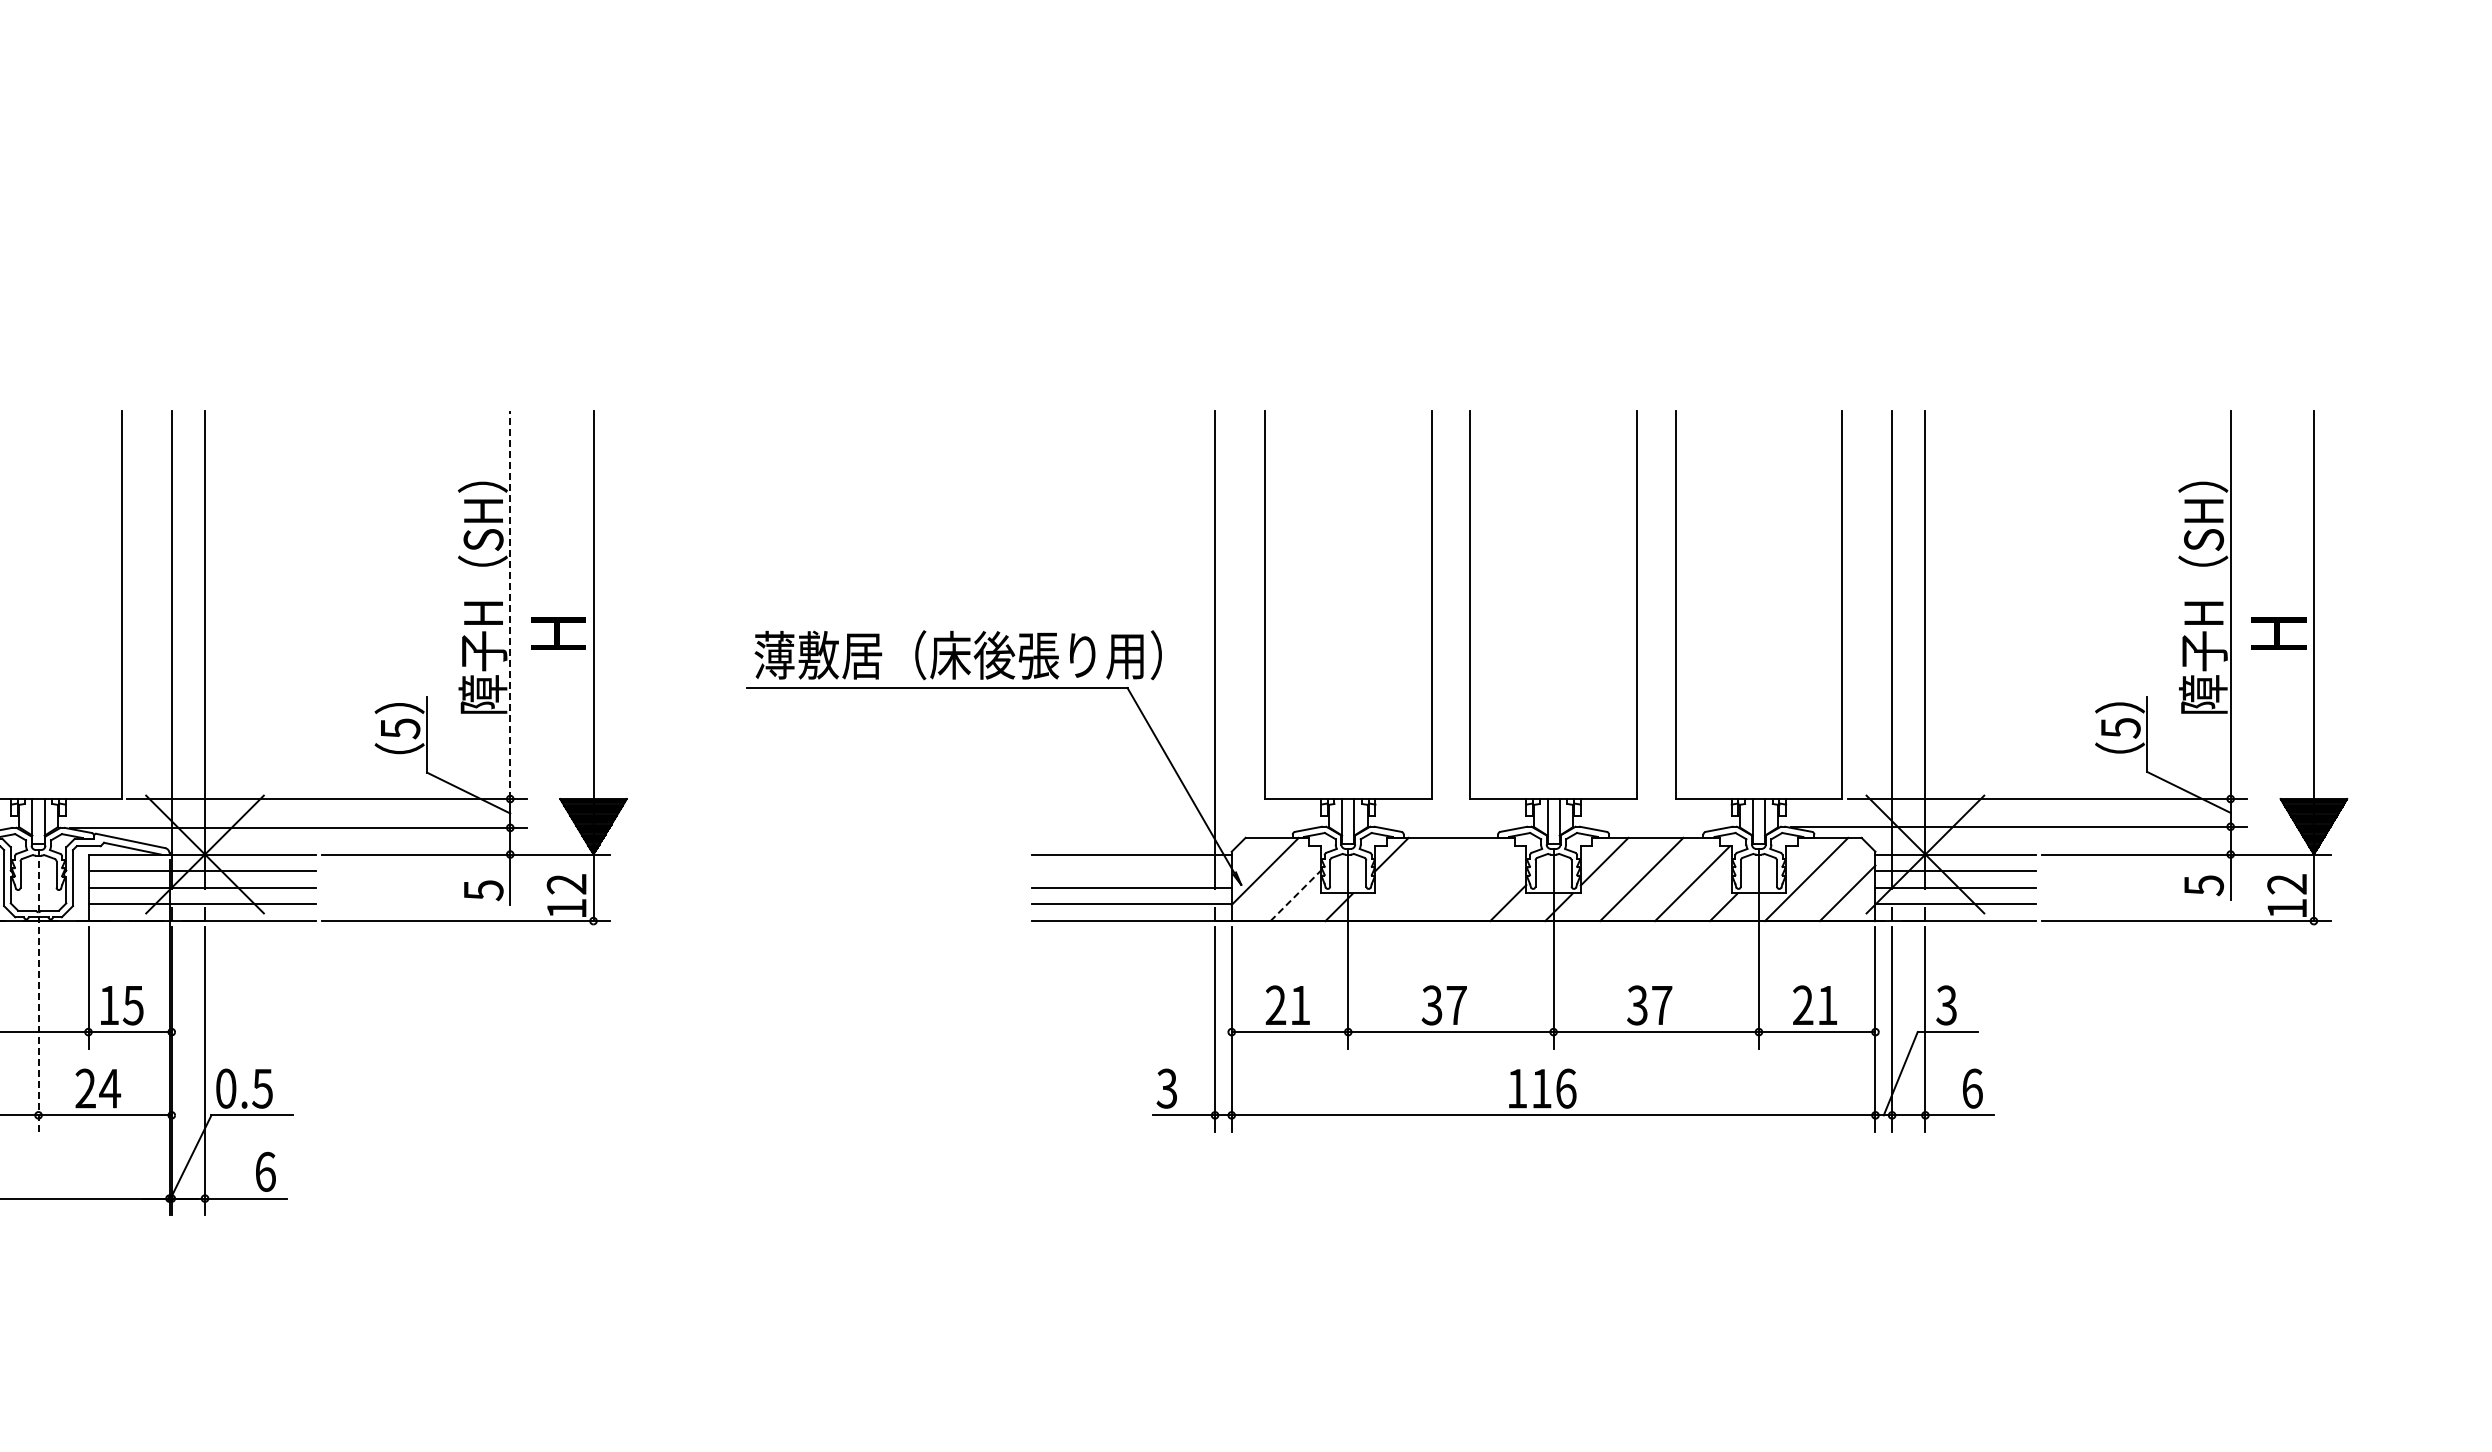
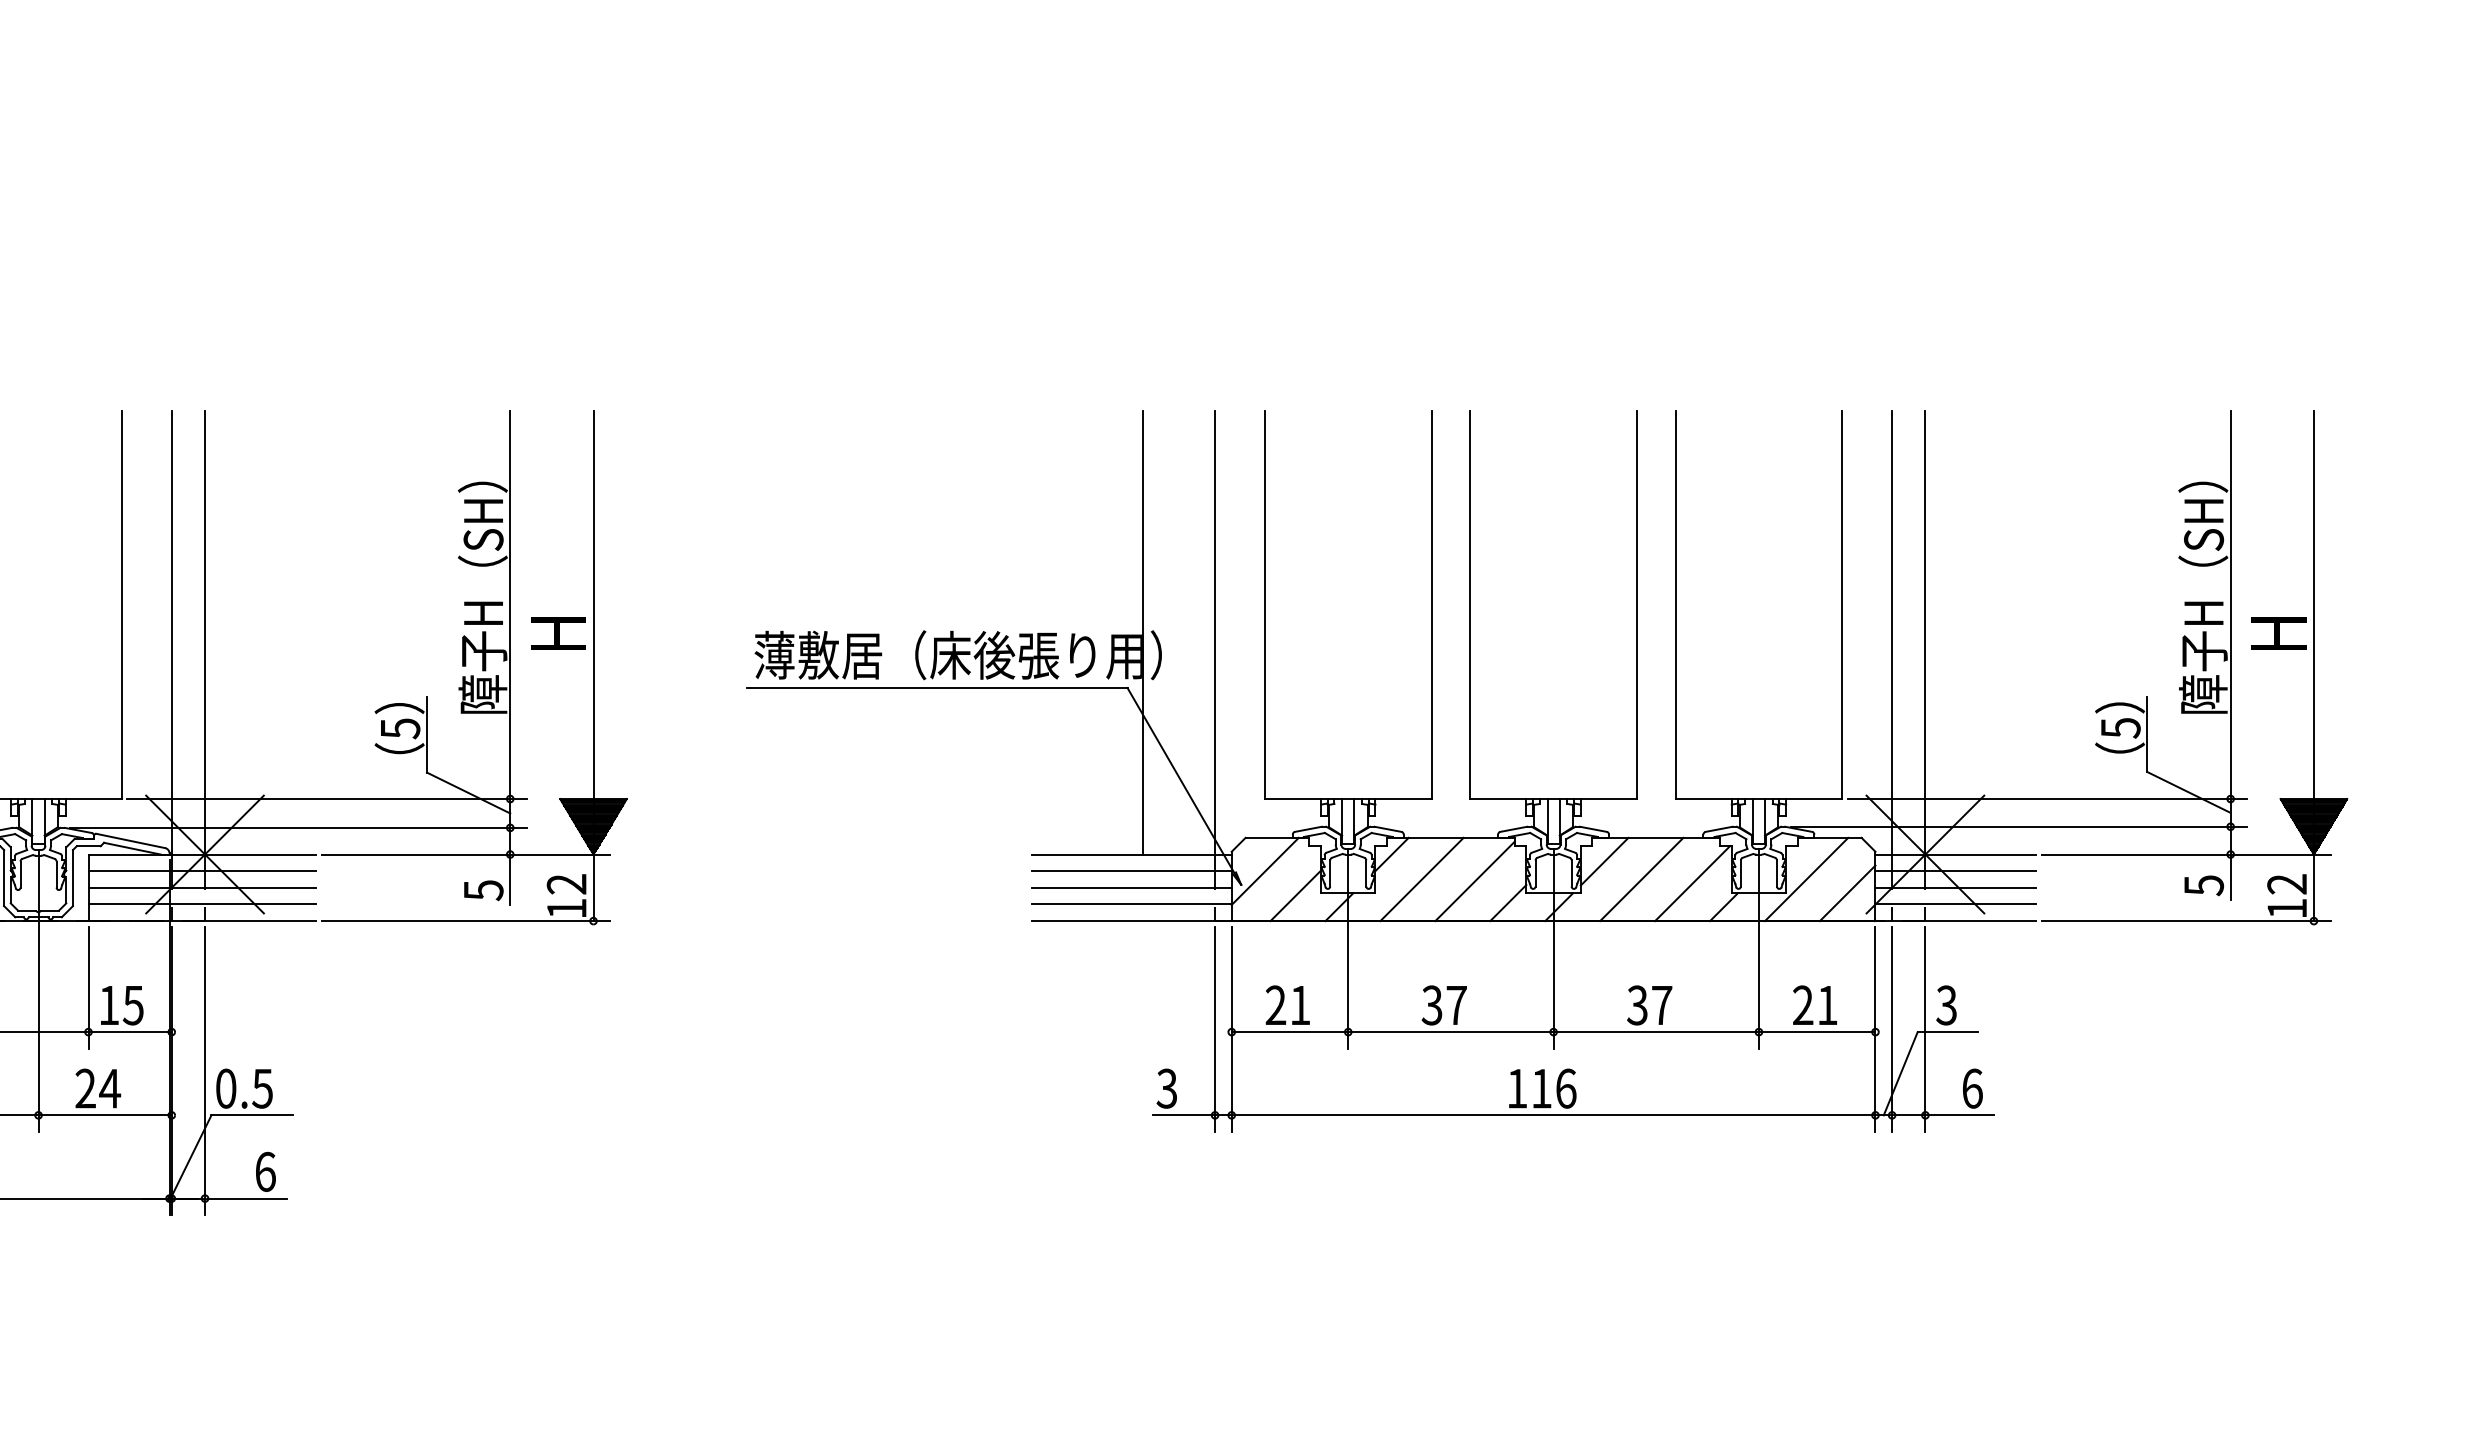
line: dashed -> solid (510, 604)
line: none -> present (1142, 632)
line: none -> present (1131, 871)
line: none -> present (1421, 879)
line: none -> present (1474, 881)
line: dashed -> solid (1295, 895)
line: dashed -> solid (38, 991)
